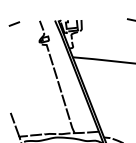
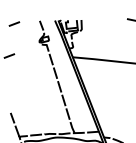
line: none -> present (9, 55)
